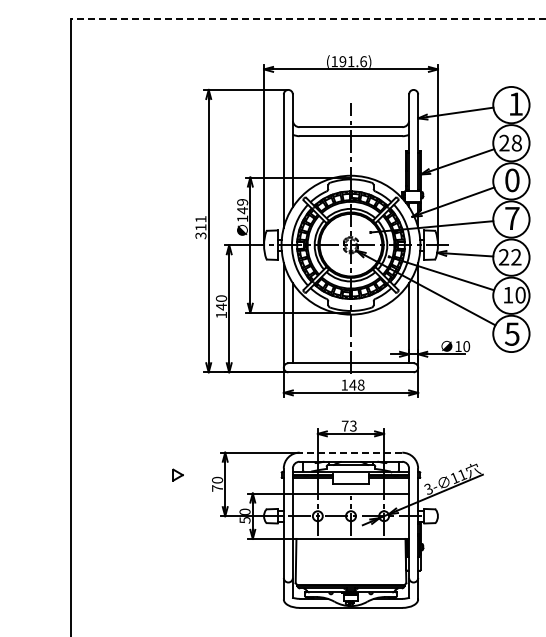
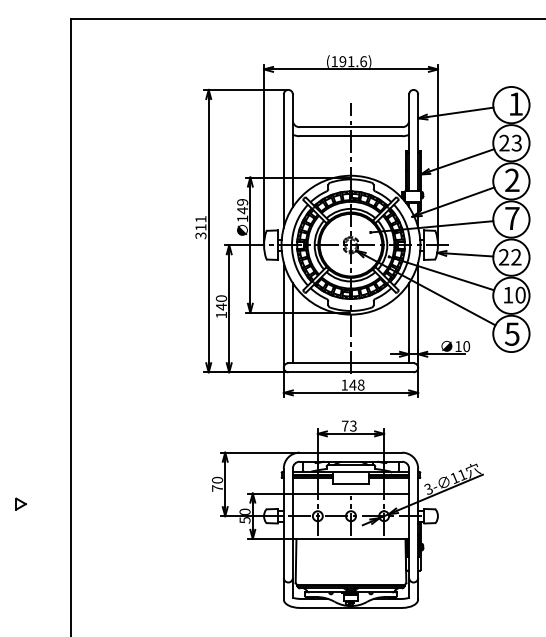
line: dashed -> solid (307, 19)
text: 28 -> 23 (516, 142)
text: 0 -> 2 (512, 180)
line: dashed -> solid (350, 452)
part position: (177, 474) -> (20, 503) (20, 503)
